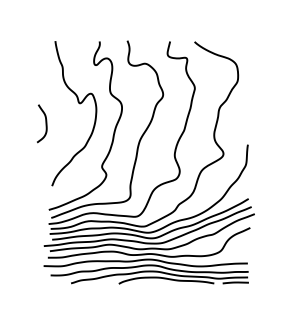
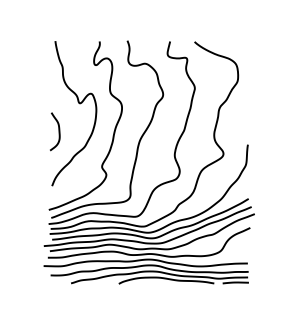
curve position: (45, 123) -> (58, 131) (58, 131)
